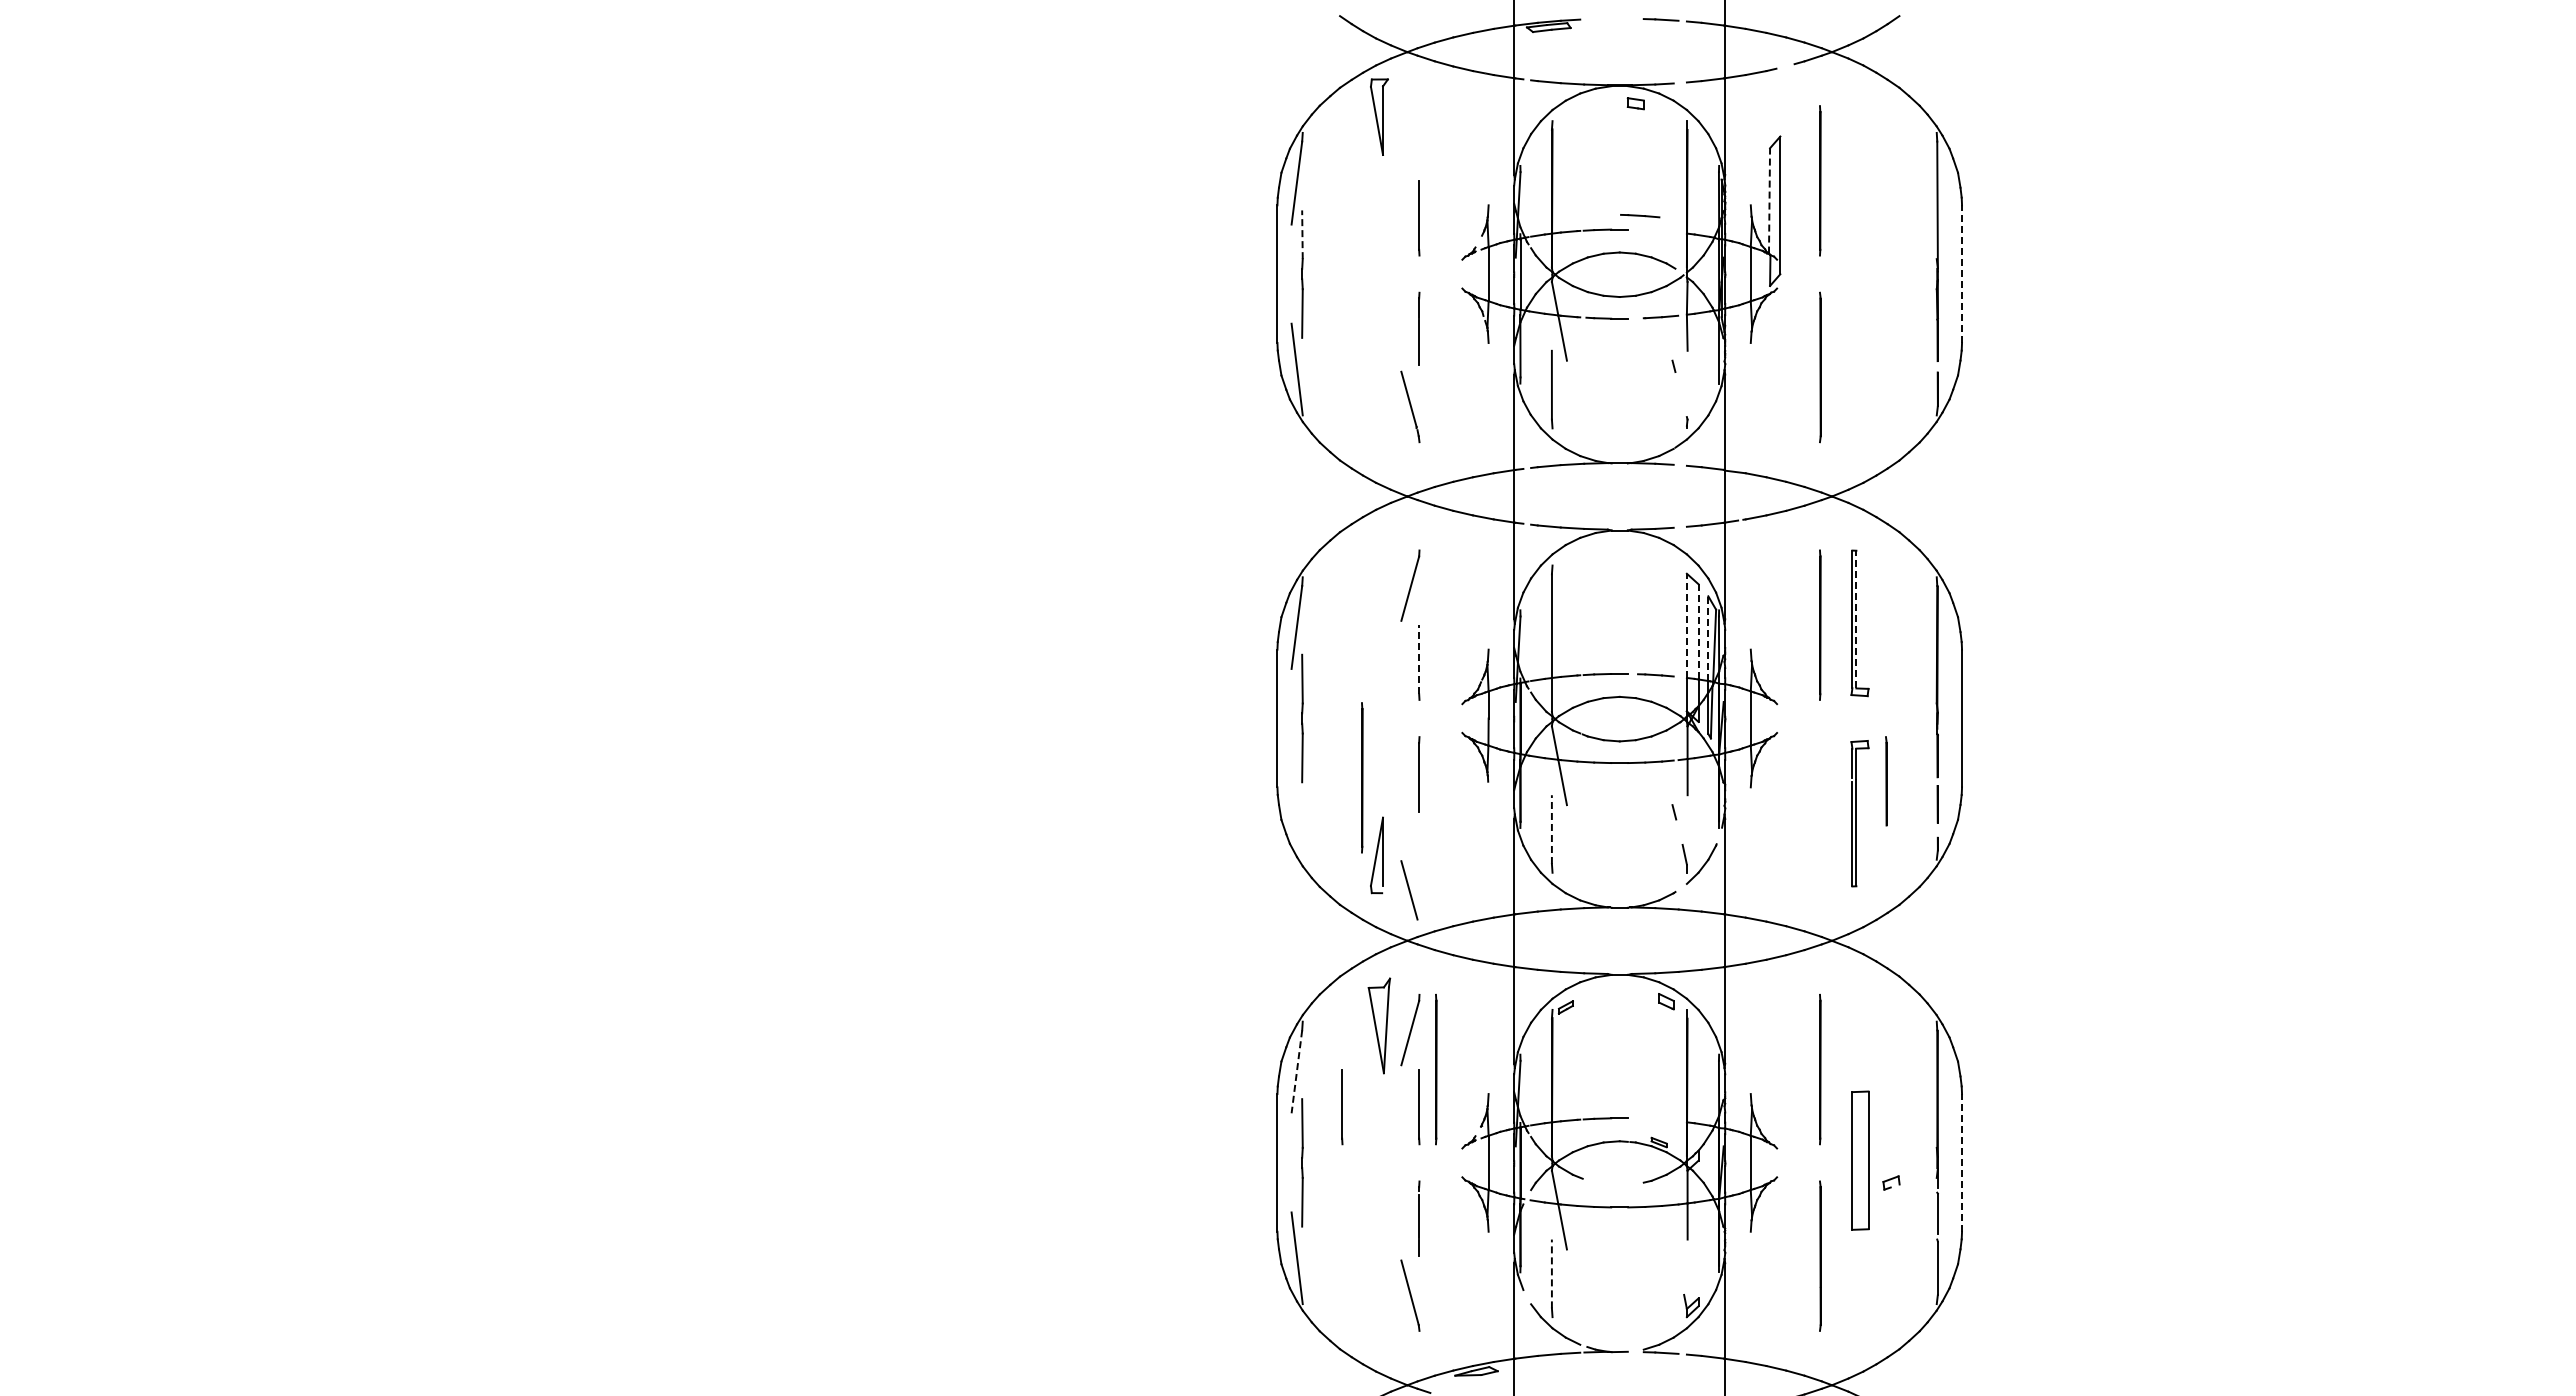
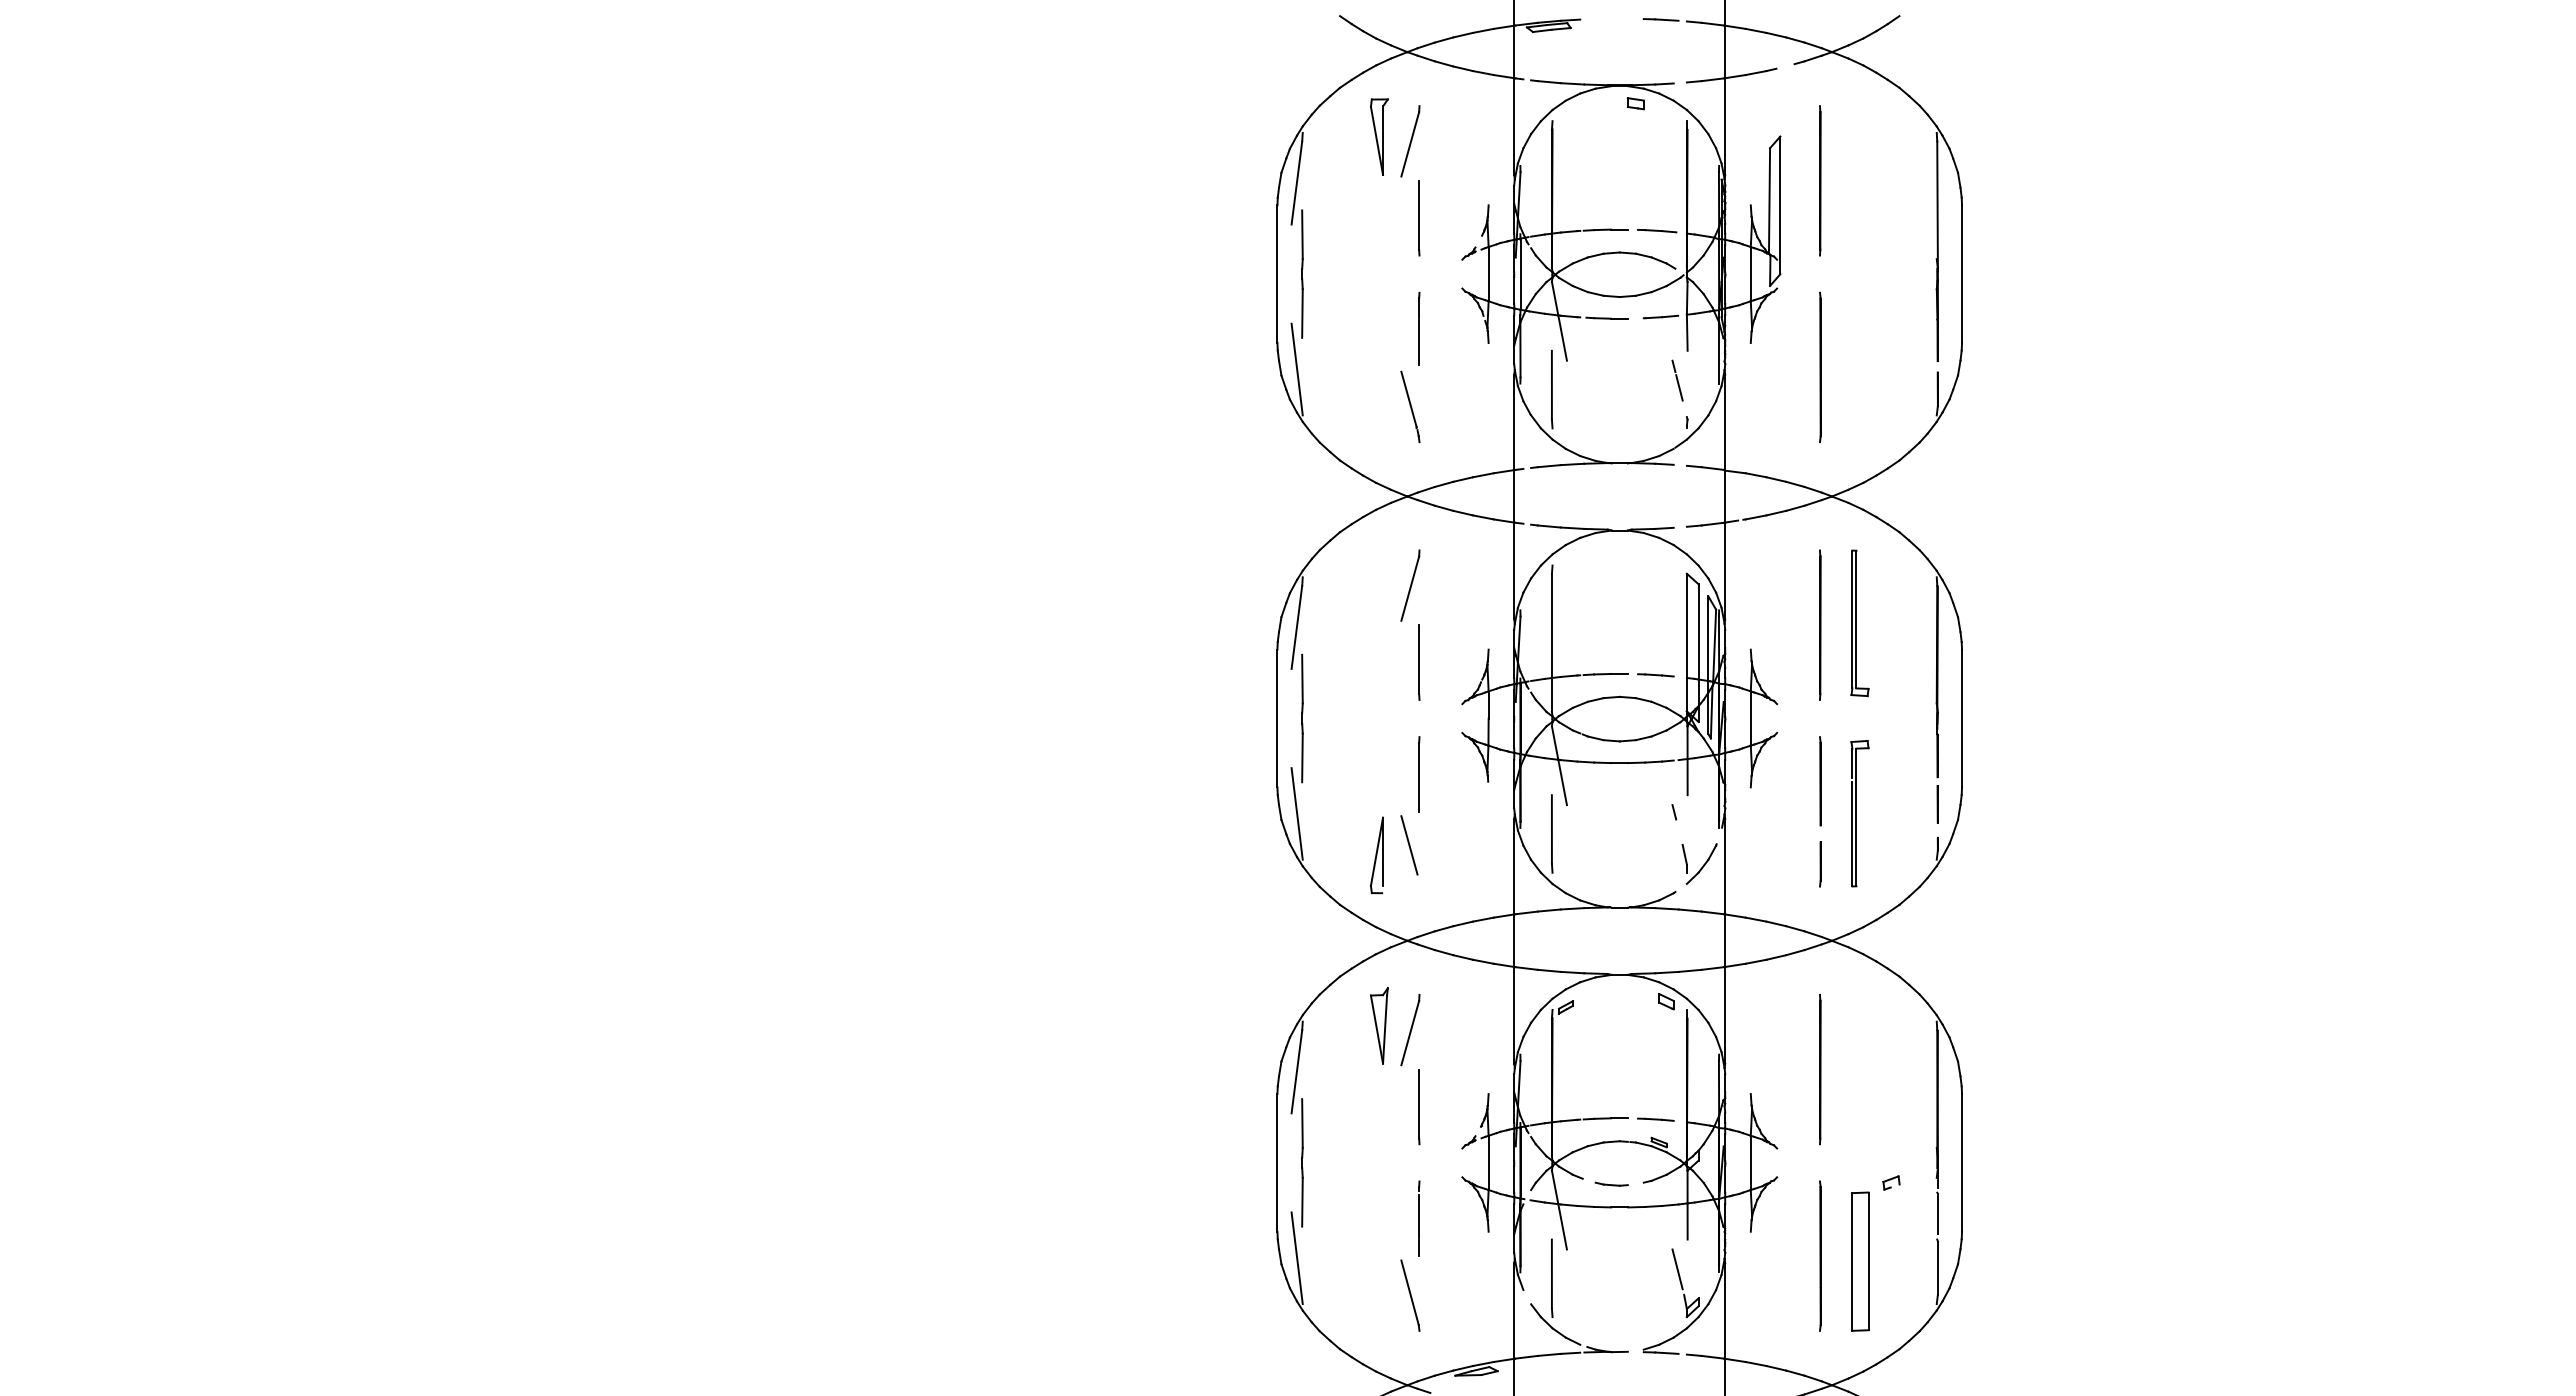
part position: (1379, 116) -> (1379, 136) (1379, 136)
part: none -> present (1410, 141)
line: dashed -> solid (1769, 200)
line position: (1640, 216) -> (1657, 231) (1657, 231)
line: dashed -> solid (1302, 234)
line: dashed -> solid (1962, 274)
line: none -> present (1679, 387)
line: dashed -> solid (1856, 619)
line: dashed -> solid (1686, 625)
line: dashed -> solid (1698, 631)
line: dashed -> solid (1708, 638)
line: dashed -> solid (1419, 659)
line: present -> none (1362, 777)
line position: (1886, 781) -> (1820, 781) (1820, 781)
line: none -> present (1296, 813)
line: dashed -> solid (1551, 829)
line: none -> present (1820, 864)
line position: (1409, 890) -> (1409, 845) (1409, 845)
part size: 25x98 px -> 19x78 px (1379, 1025)
line: present -> none (1436, 1069)
line: dashed -> solid (1296, 1071)
line: present -> none (1342, 1107)
line: none -> present (1655, 1119)
part position: (1860, 1160) -> (1860, 1261) (1860, 1261)
line: dashed -> solid (1962, 1162)
part: none -> present (1611, 1183)
line: none -> present (1677, 1269)
line: dashed -> solid (1551, 1273)
